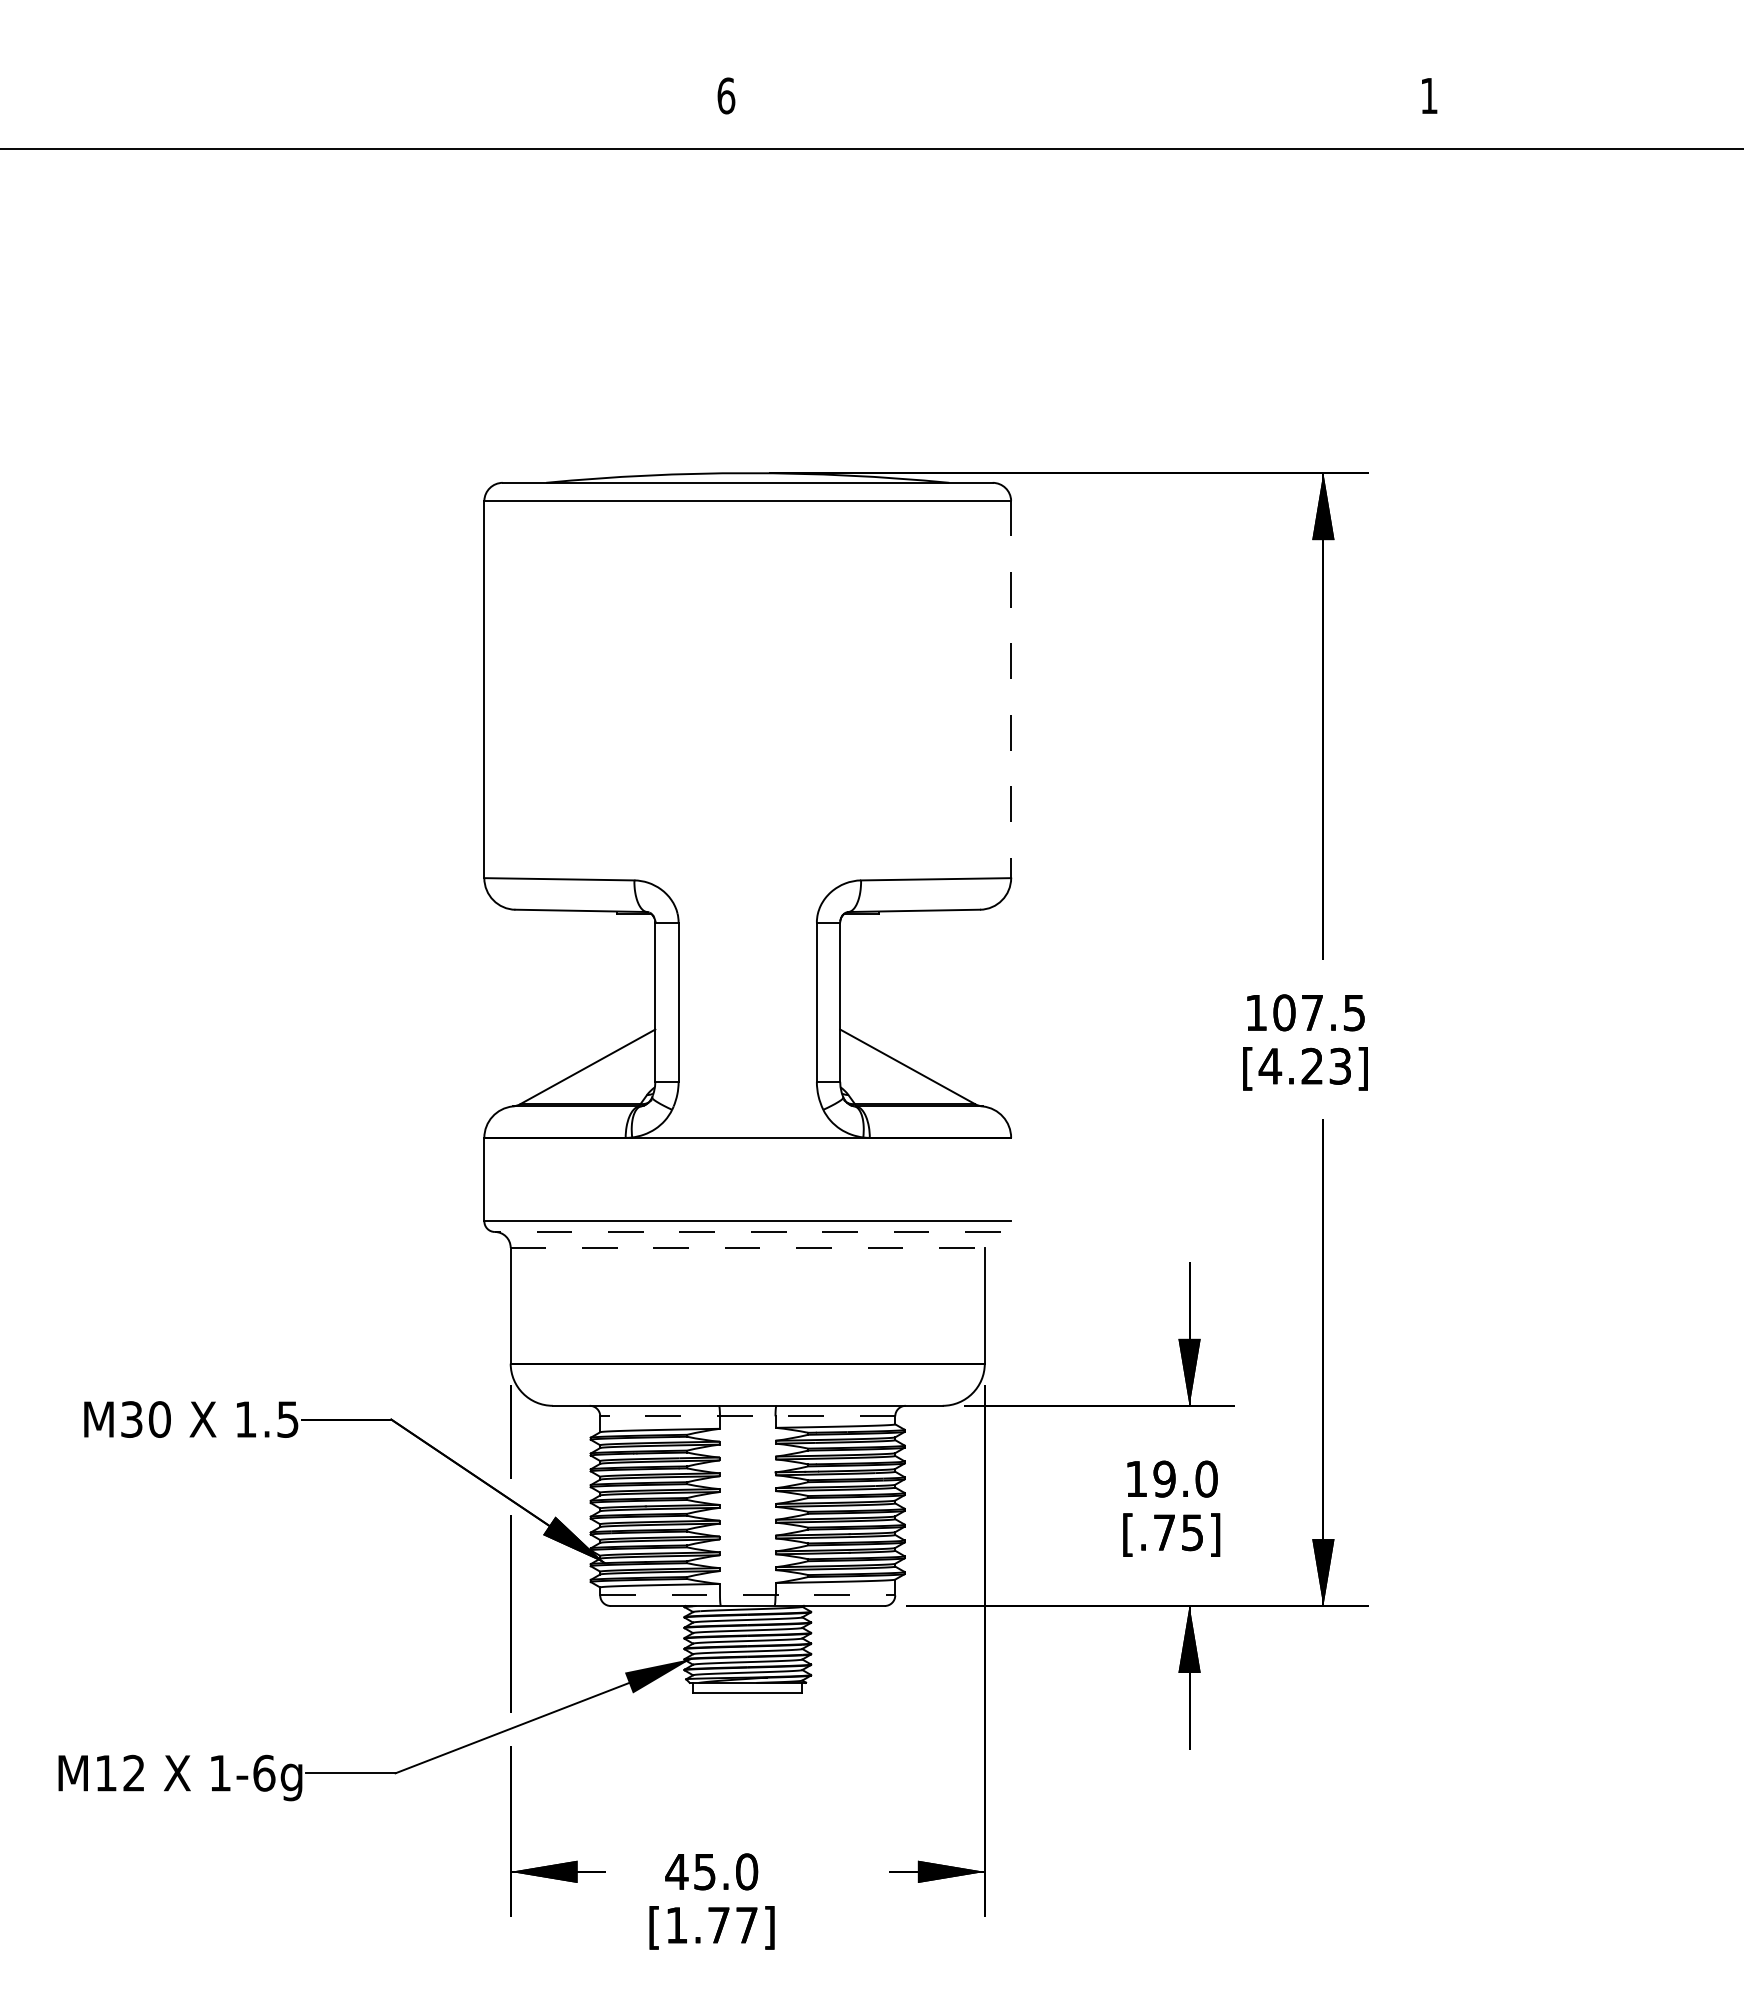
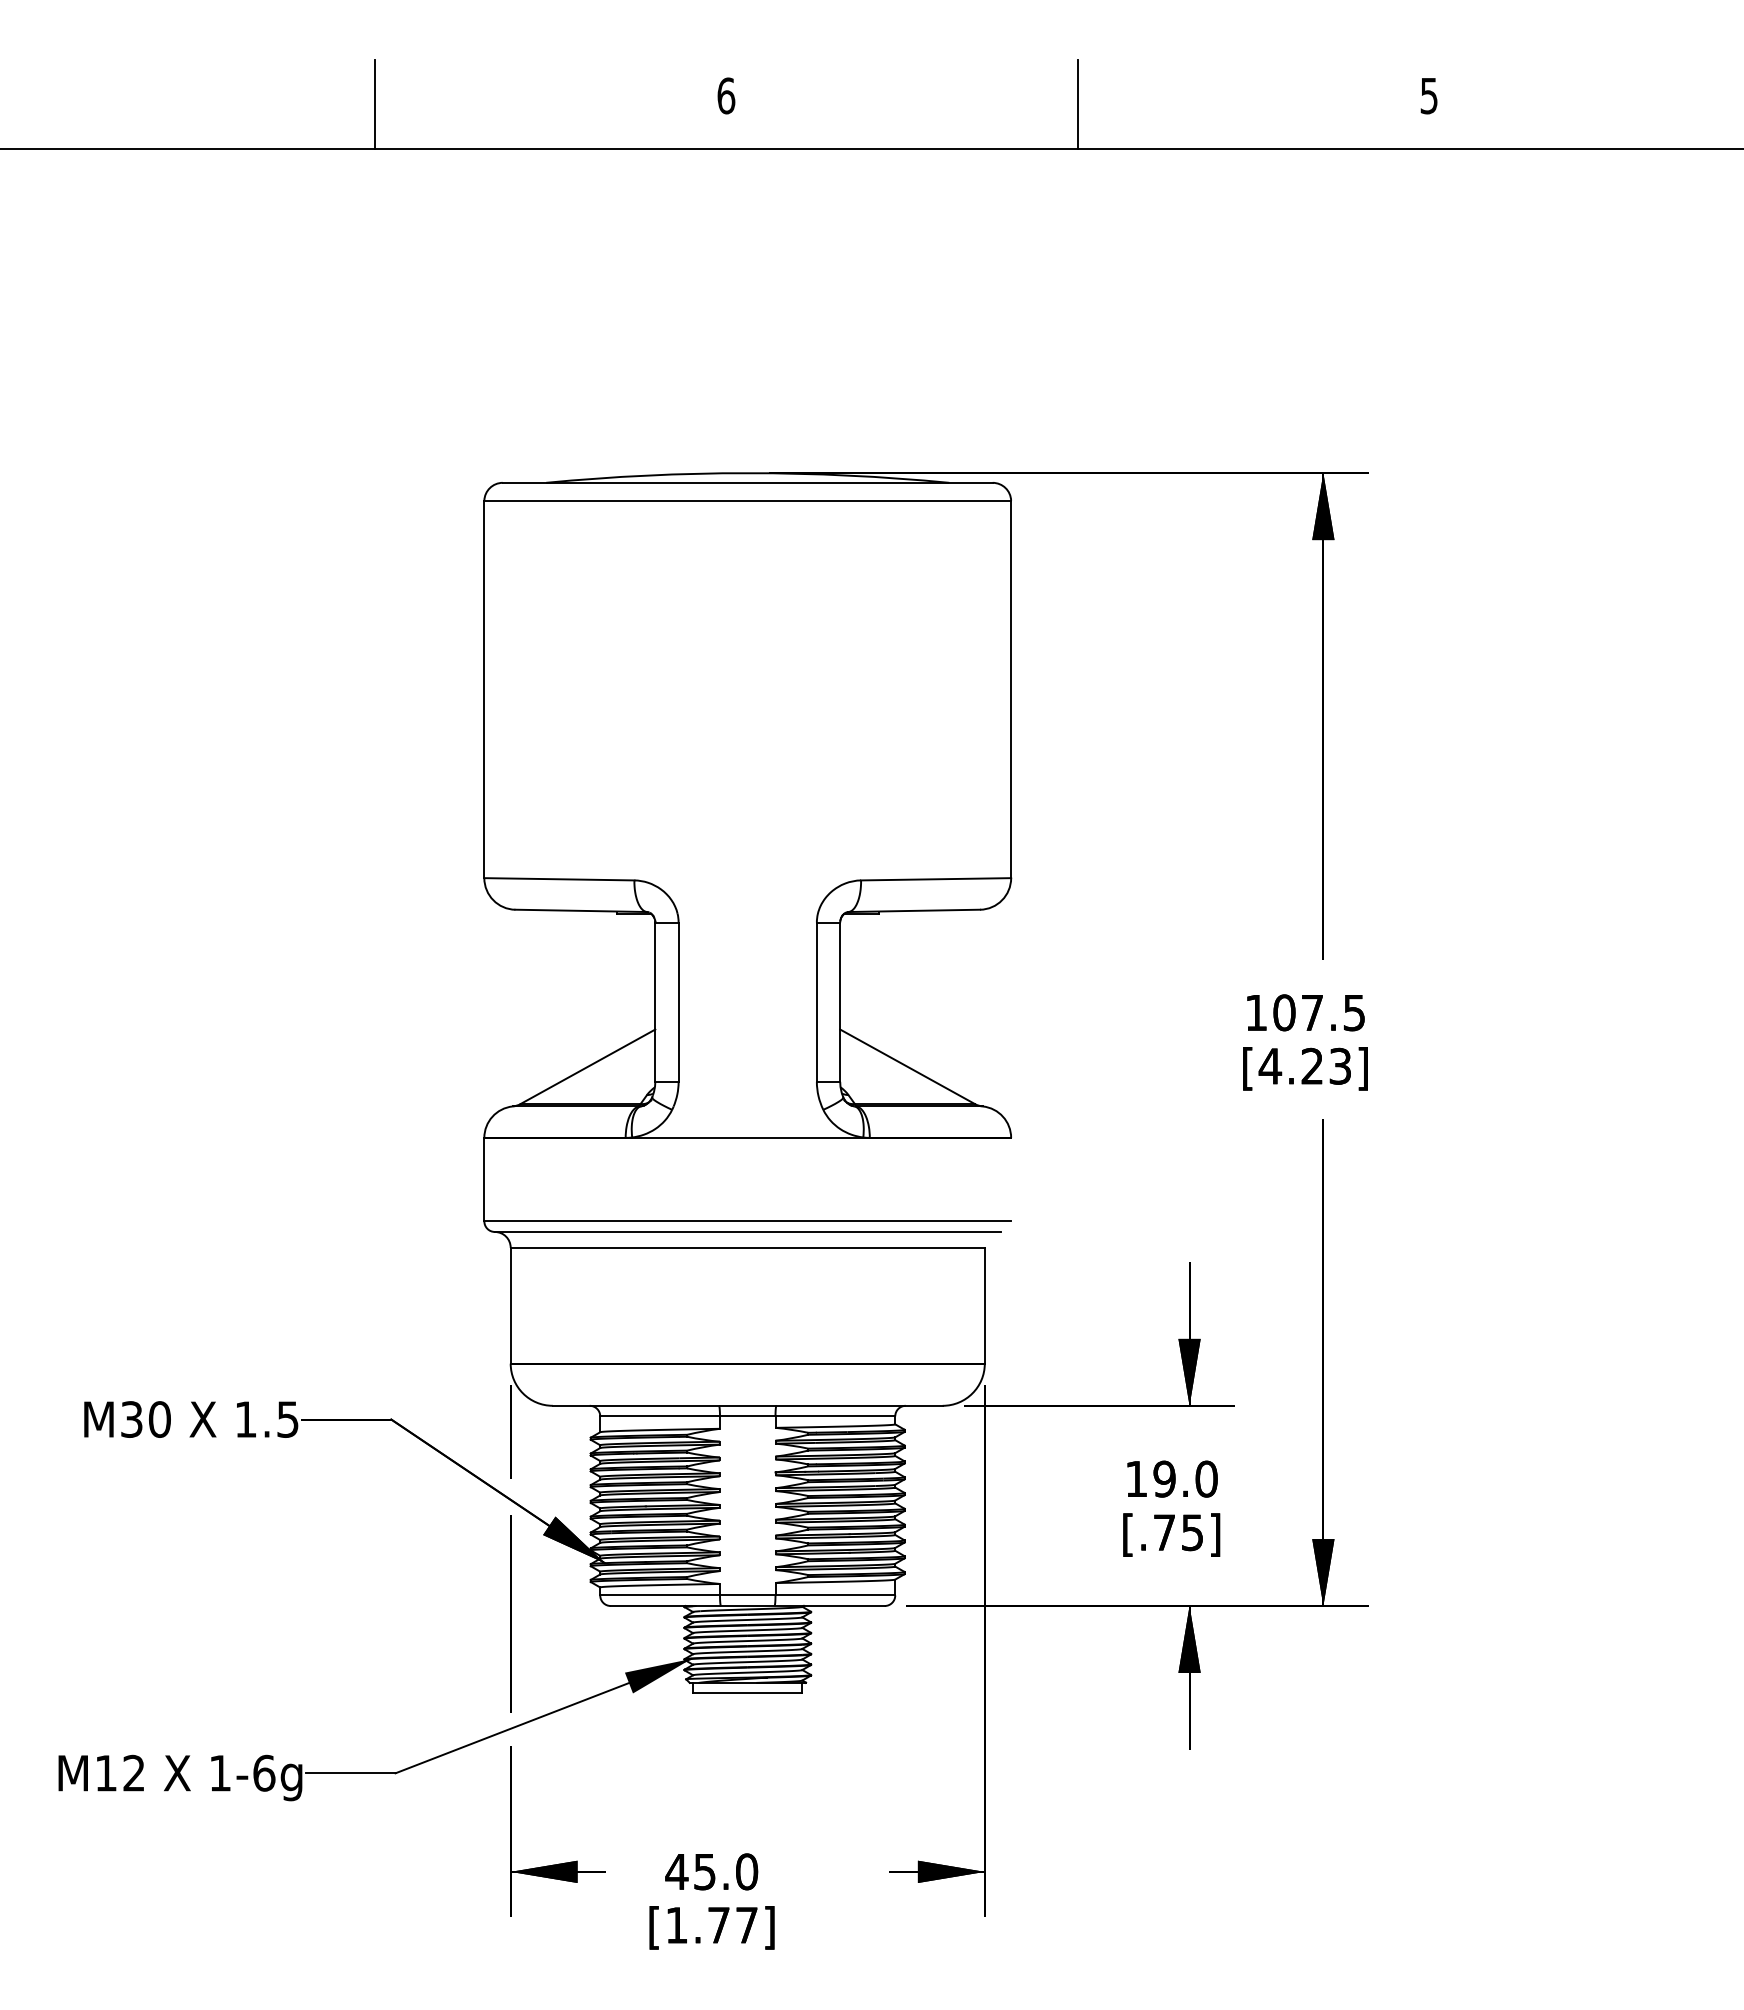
text: 1 -> 5 (1428, 96)
line: none -> present (374, 104)
line: none -> present (1077, 104)
line: dashed -> solid (1011, 689)
line: dashed -> solid (747, 1231)
line: dashed -> solid (748, 1247)
line: dashed -> solid (747, 1416)
line: dashed -> solid (747, 1595)
